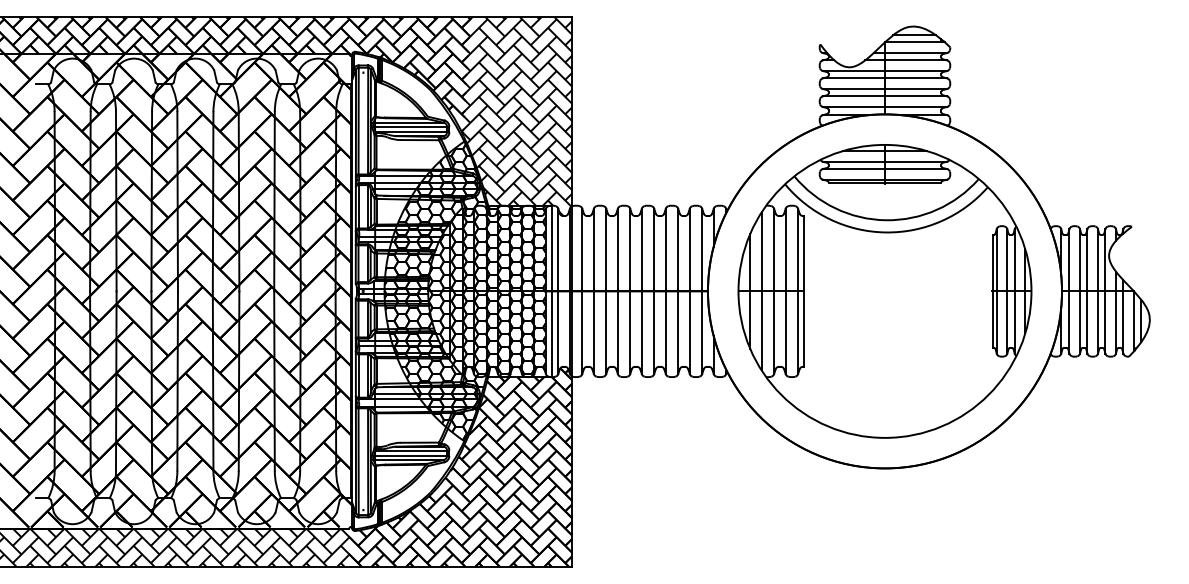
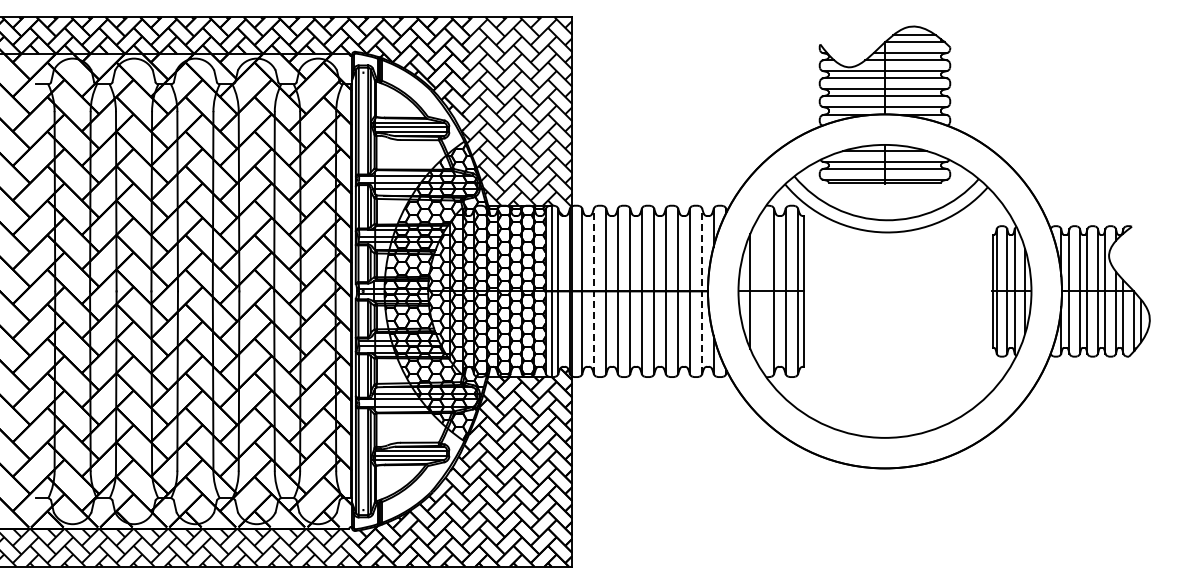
line: solid -> dashed (593, 290)
line: solid -> dashed (702, 290)
line: present -> none (761, 291)
